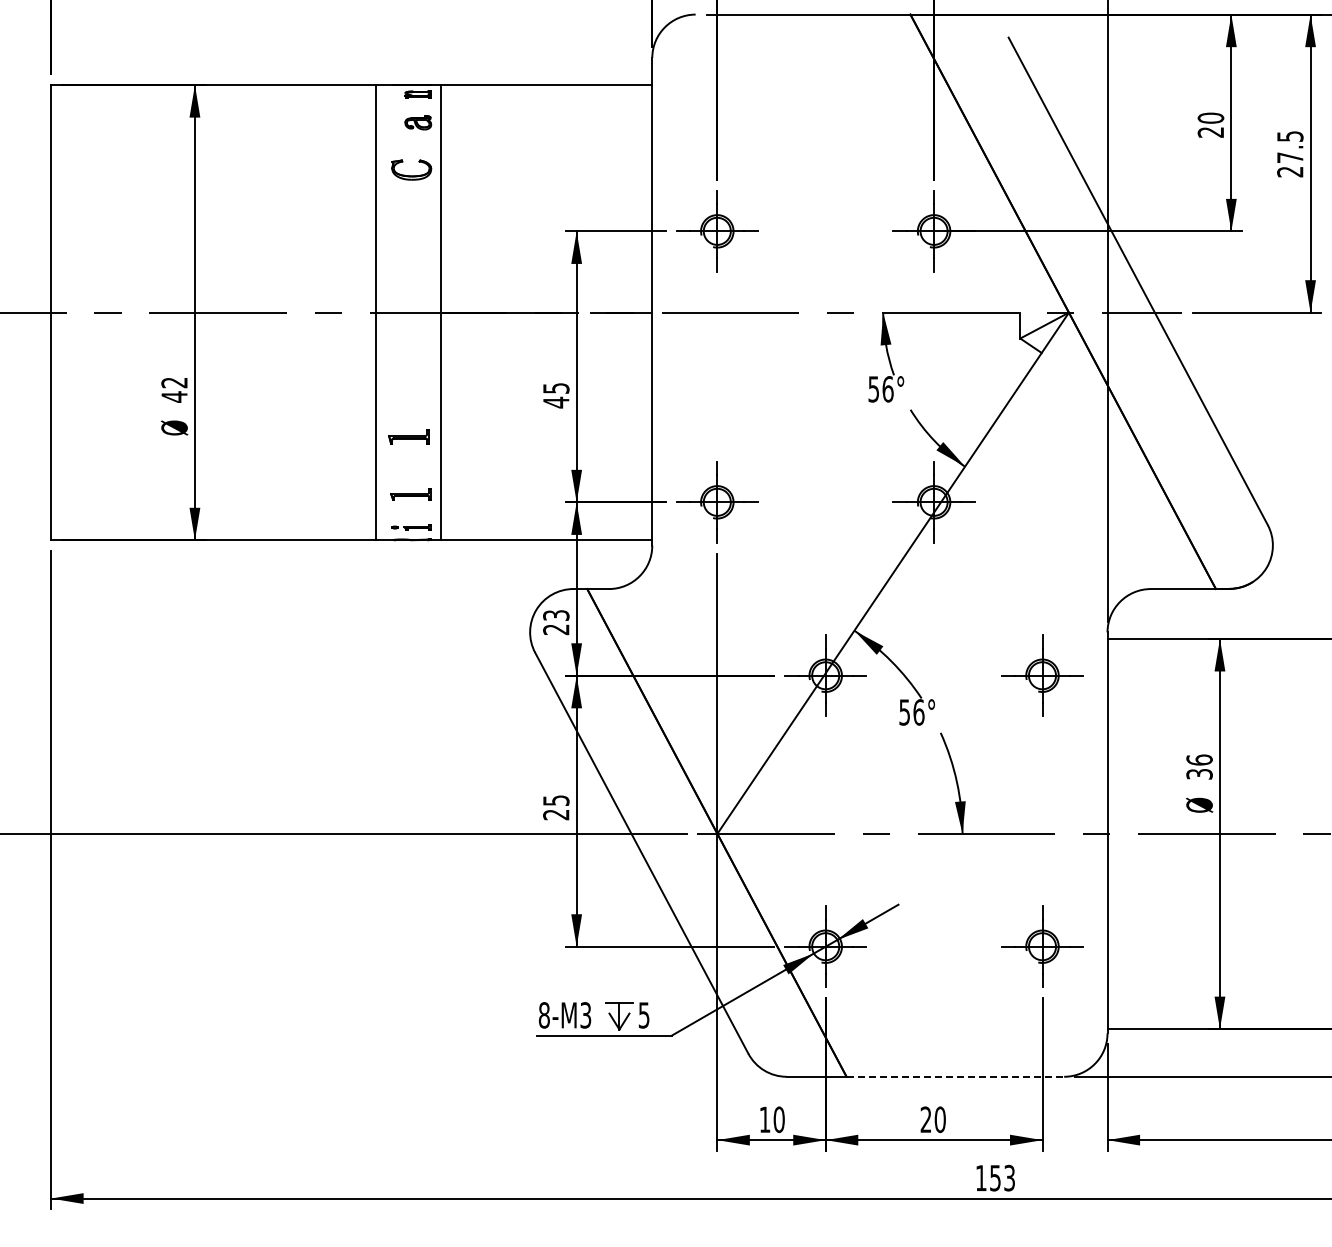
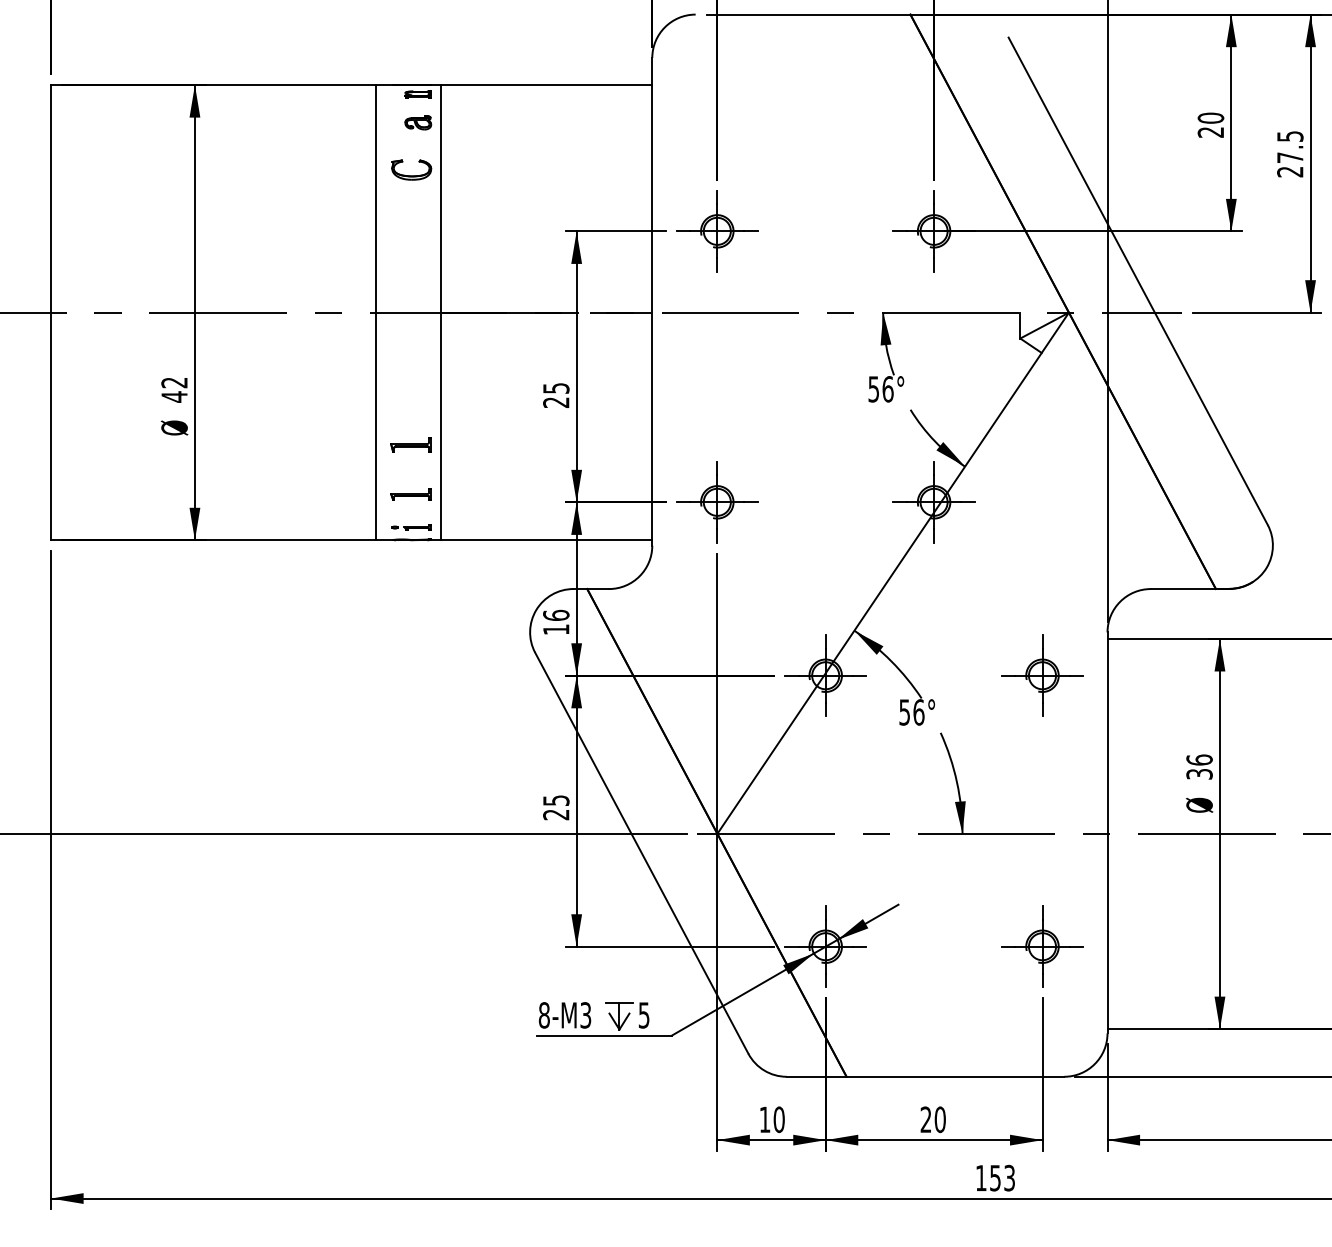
text: 45 -> 25 (556, 402)
part position: (408, 436) -> (410, 444) (410, 444)
text: 23 -> 16 (556, 622)
line: dashed -> solid (955, 1076)
